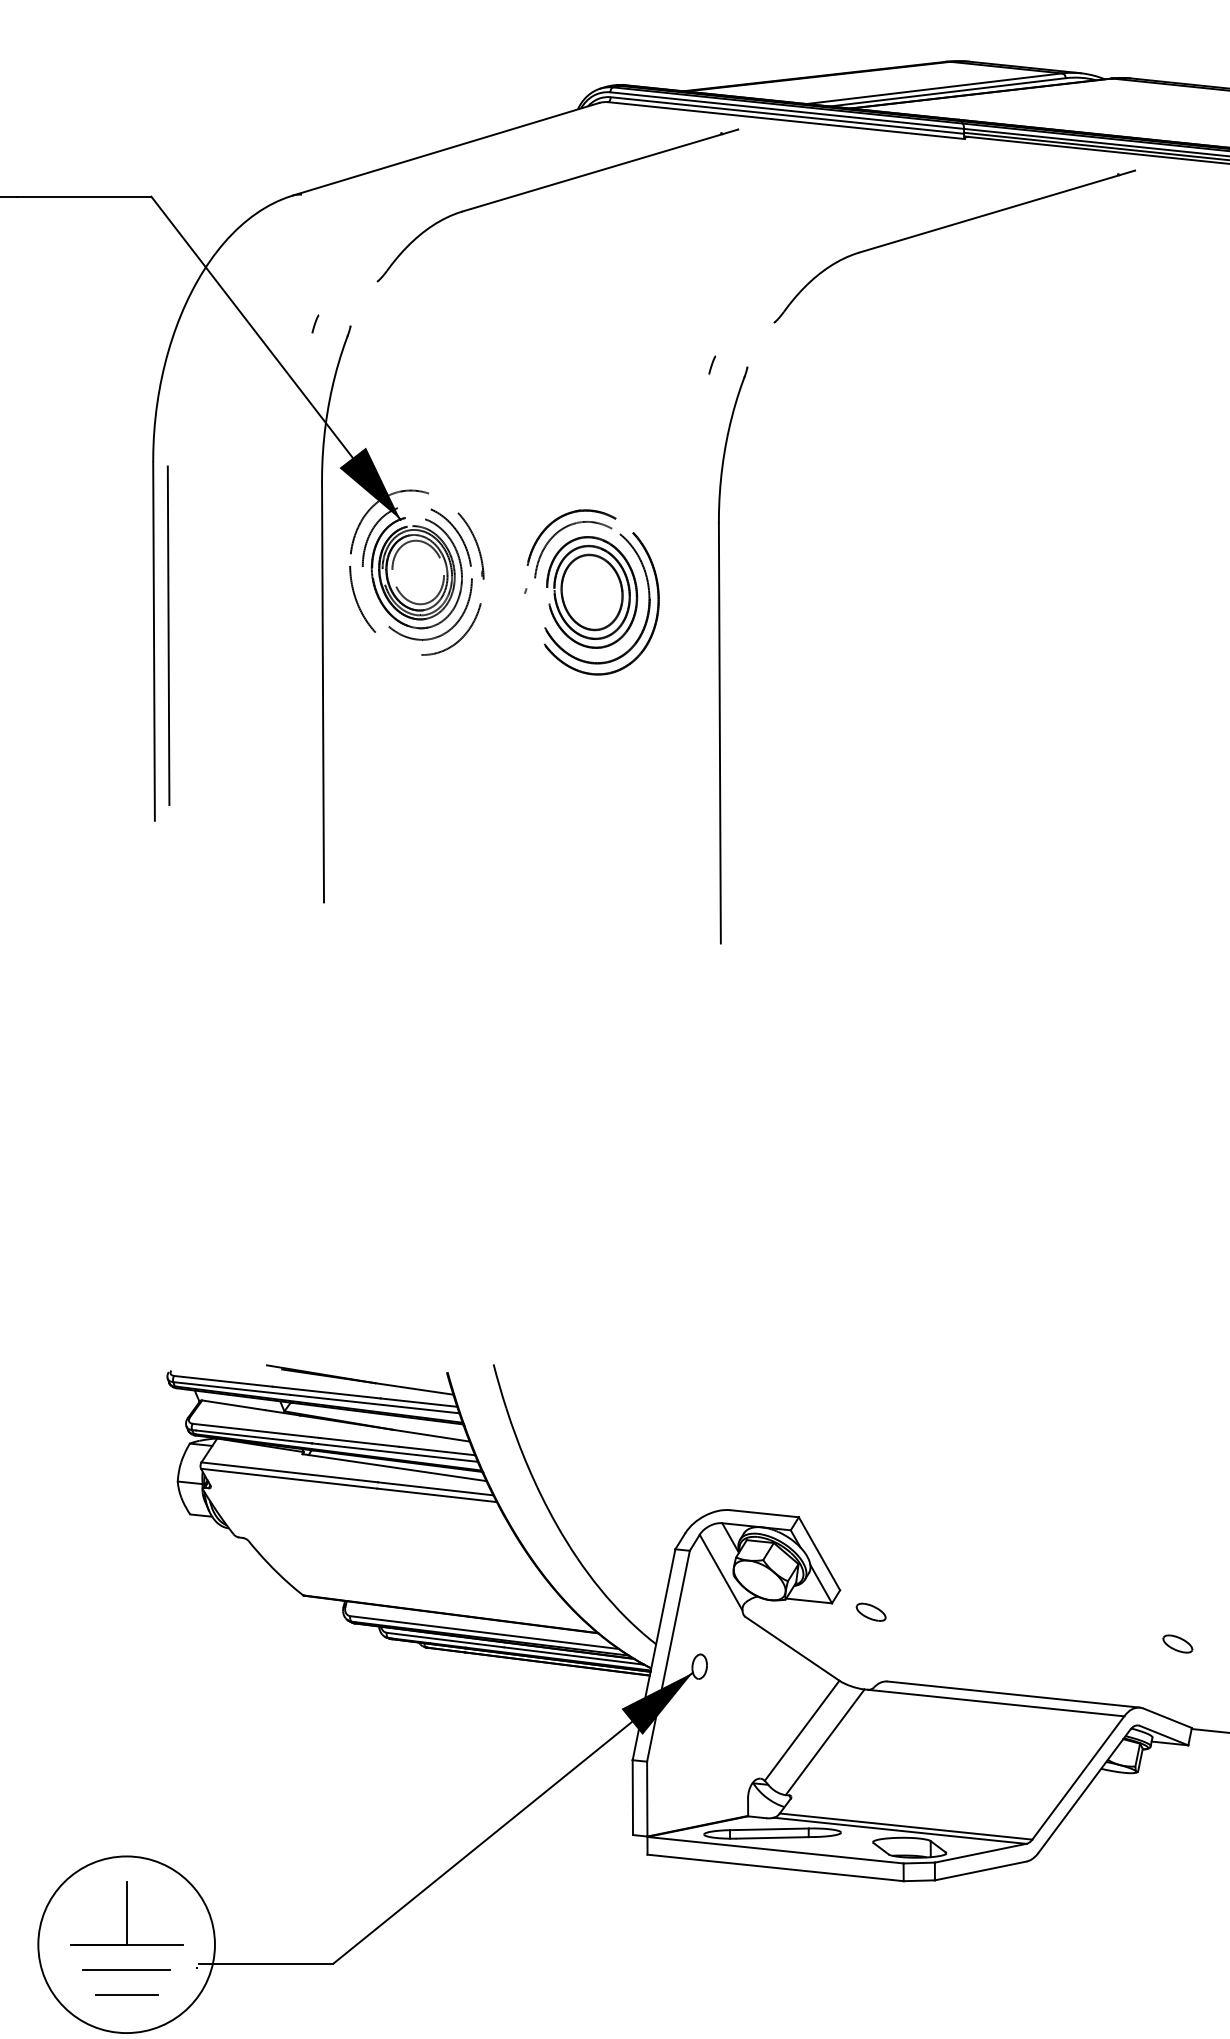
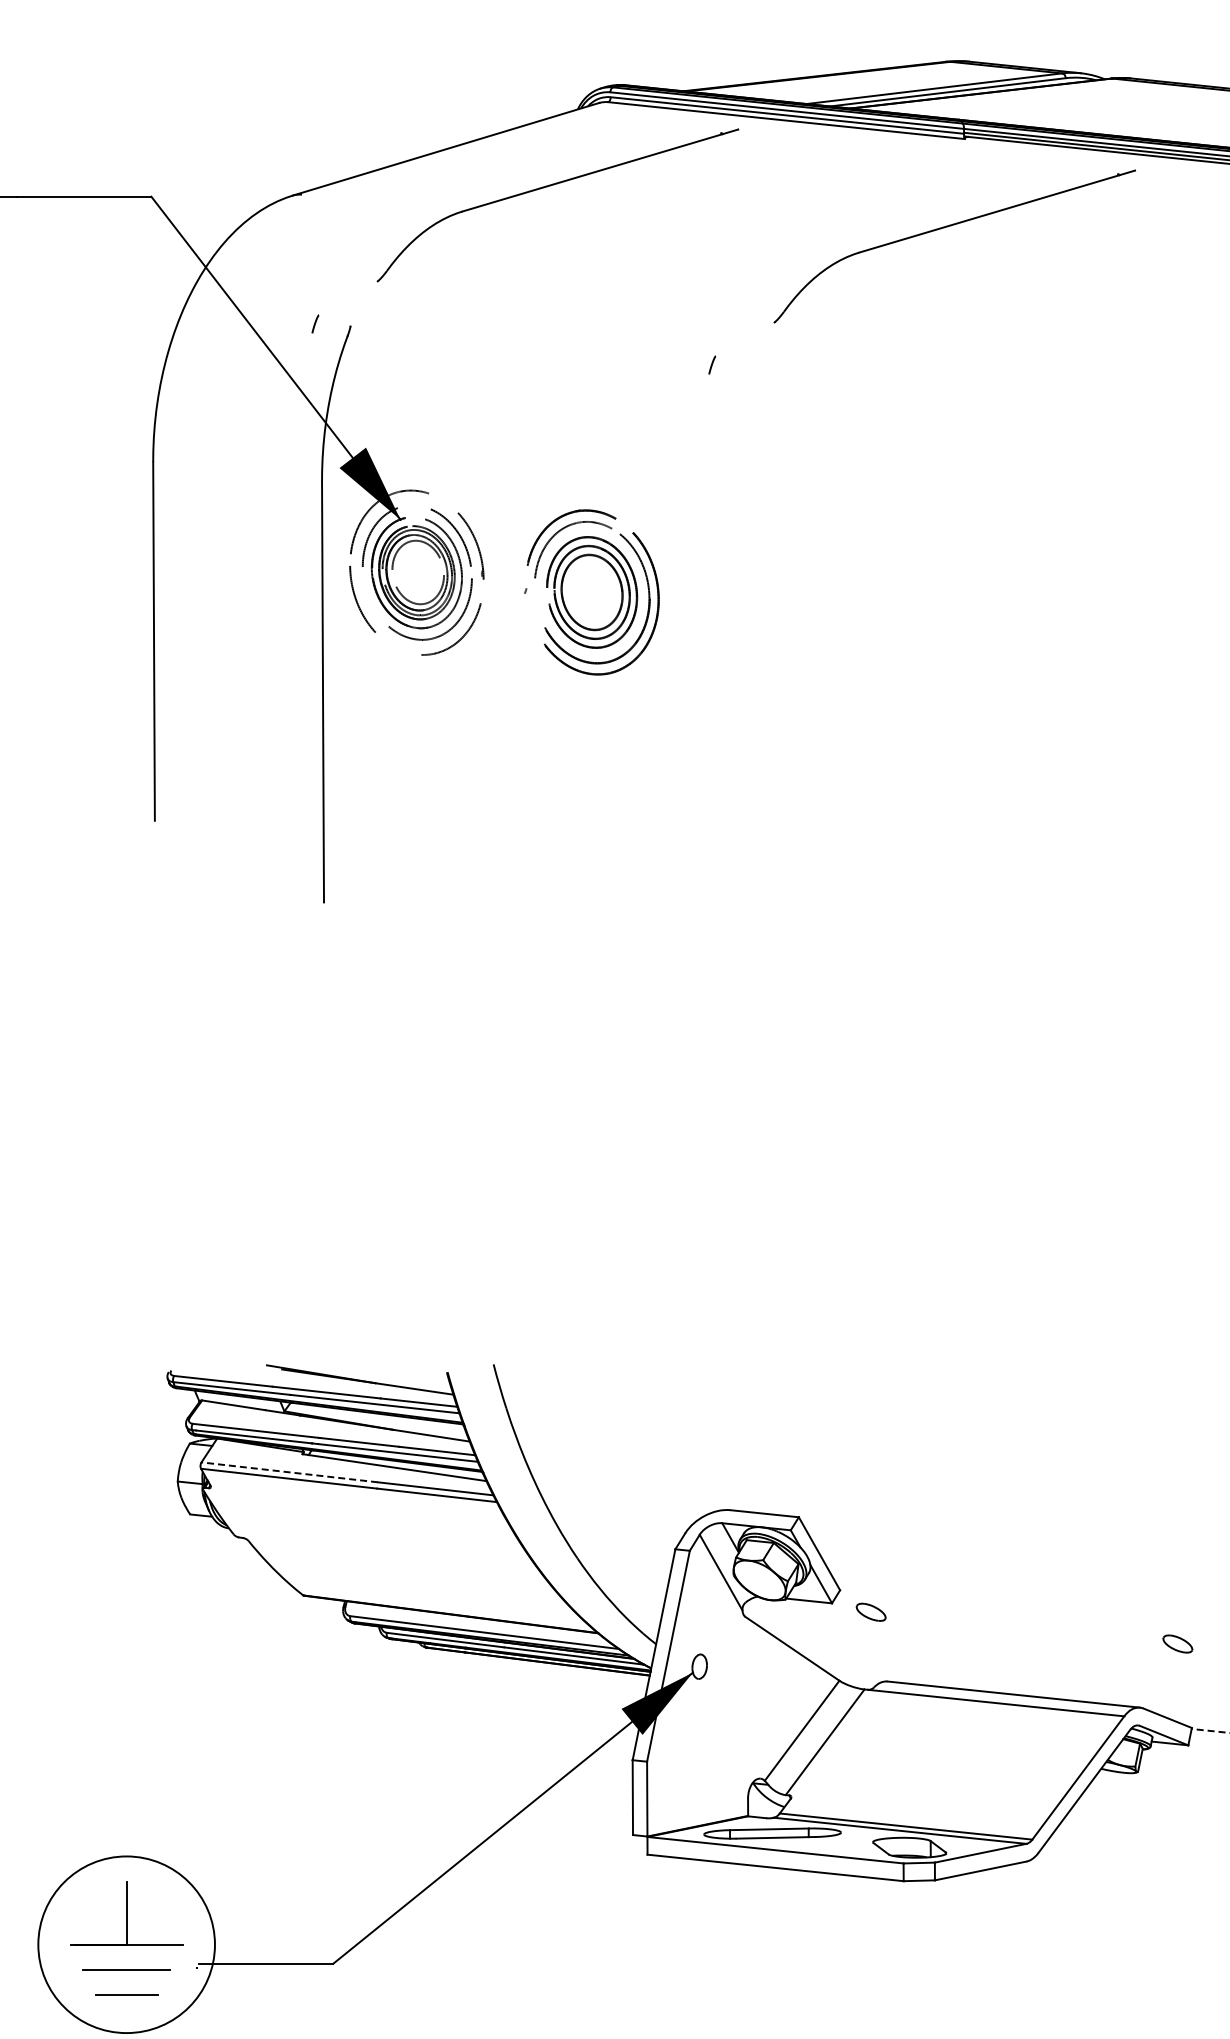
line: present -> none (168, 635)
part: present -> none (720, 655)
line: solid -> dashed (289, 1472)
line: solid -> dashed (1210, 1730)
